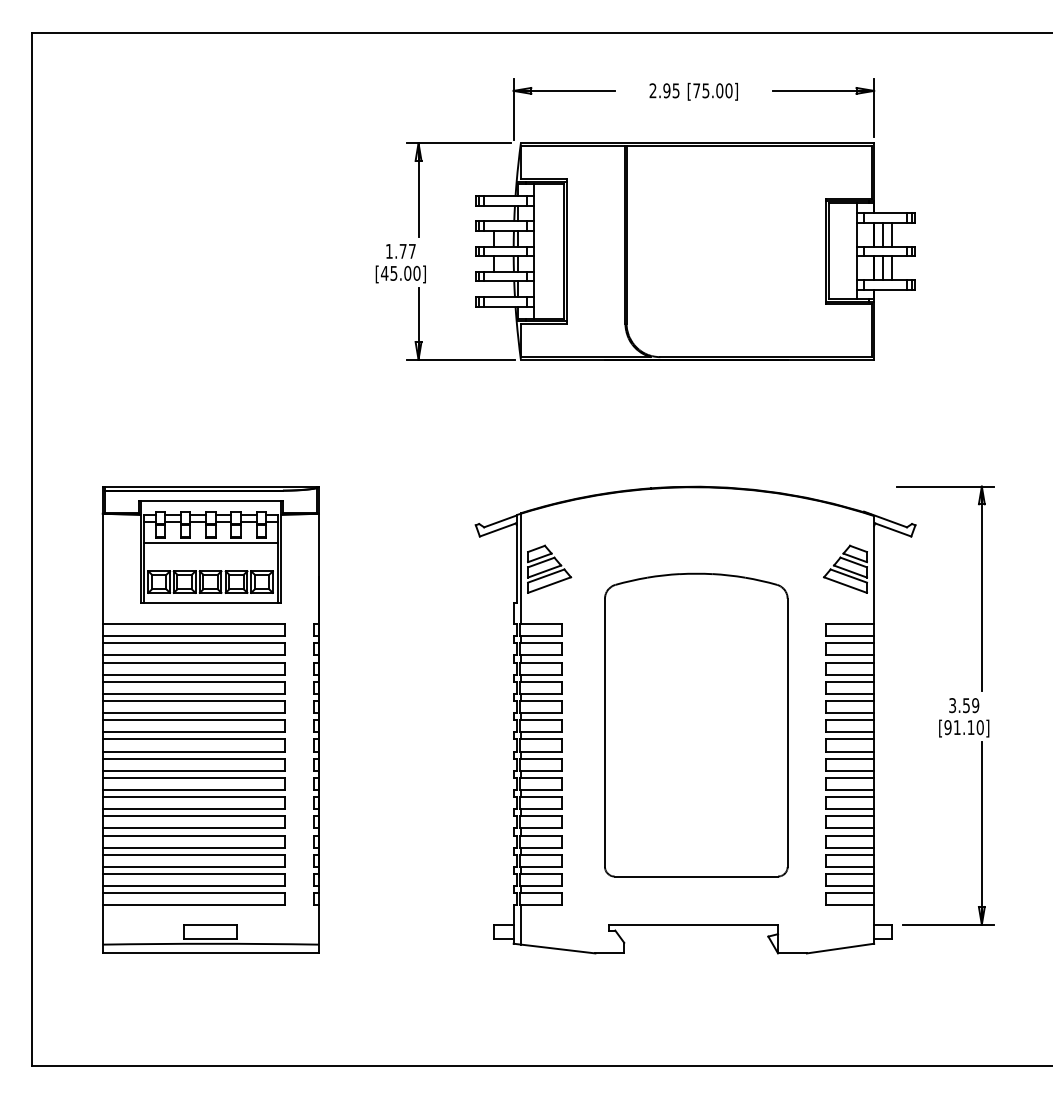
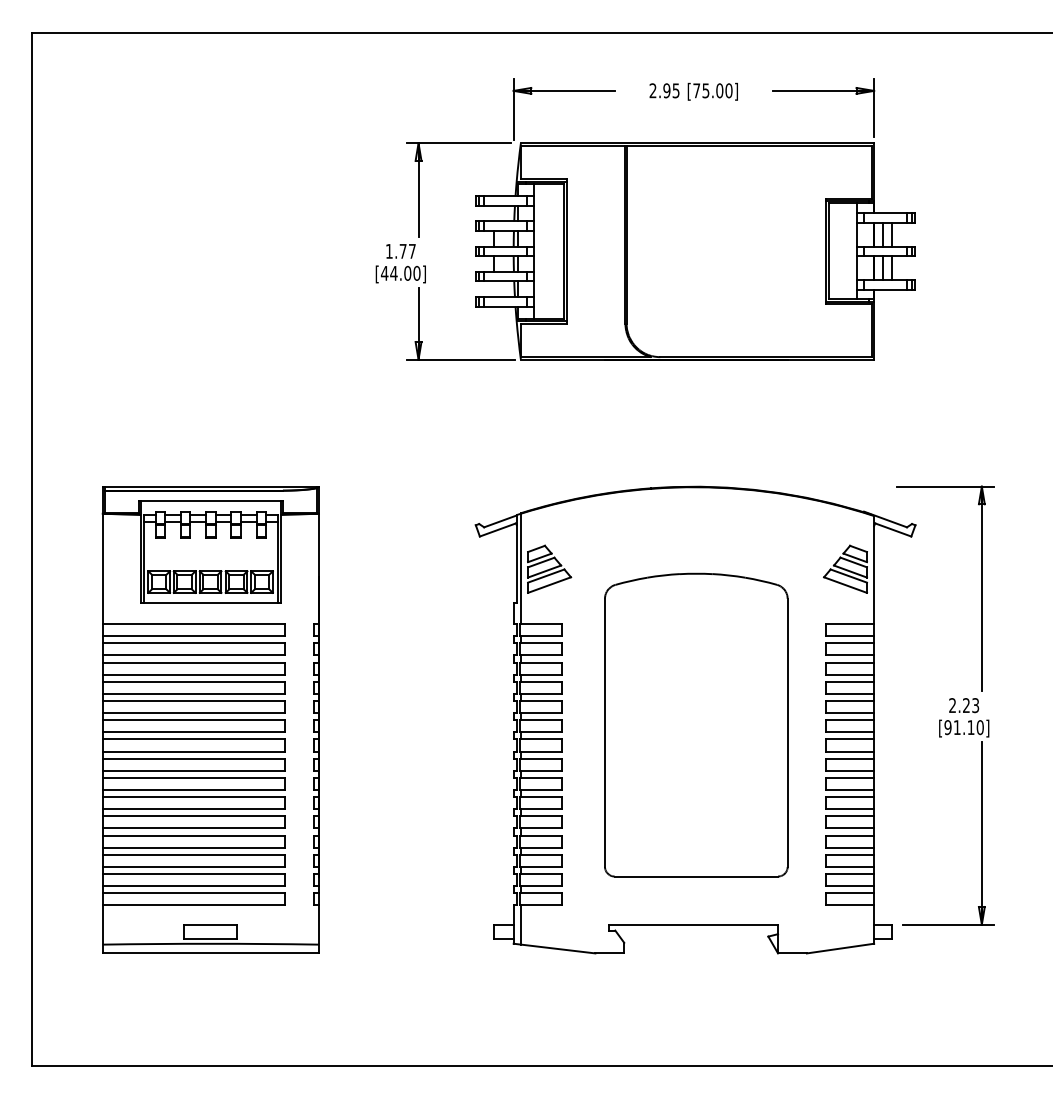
text: [45.00] -> [44.00] (393, 273)
line: present -> none (210, 543)
text: 3.59 -> 2.23 (964, 705)
